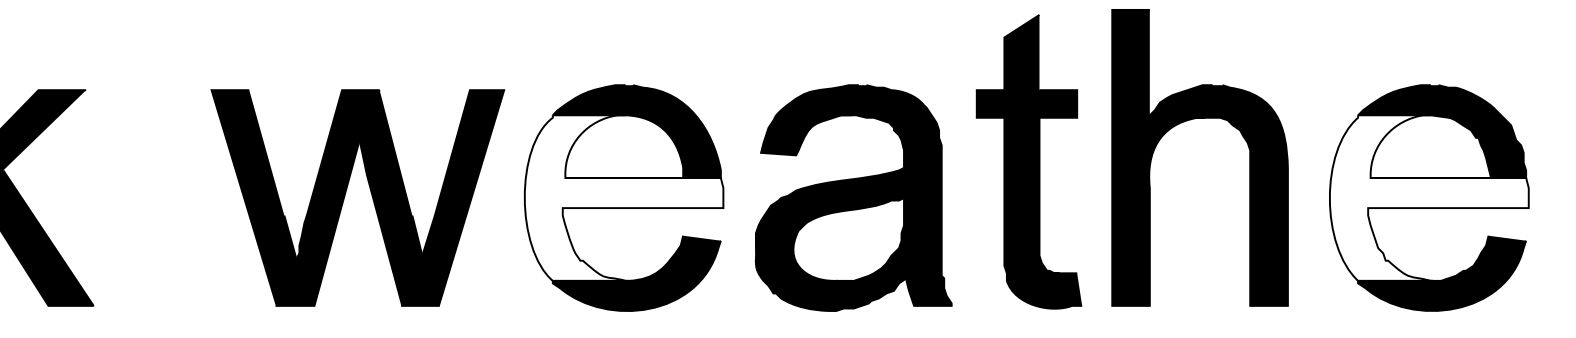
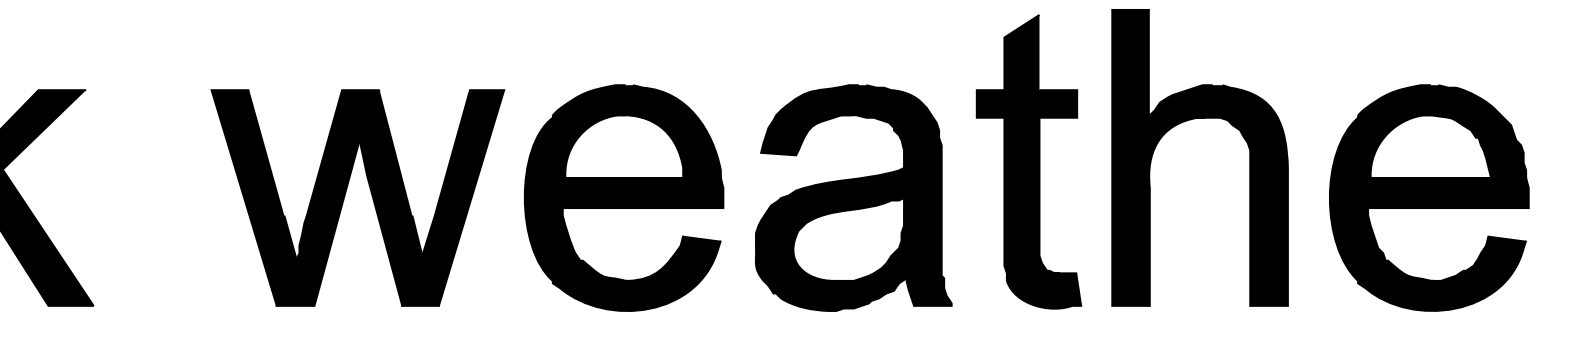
fill: none -> present (623, 197)
fill: none -> present (1428, 197)
